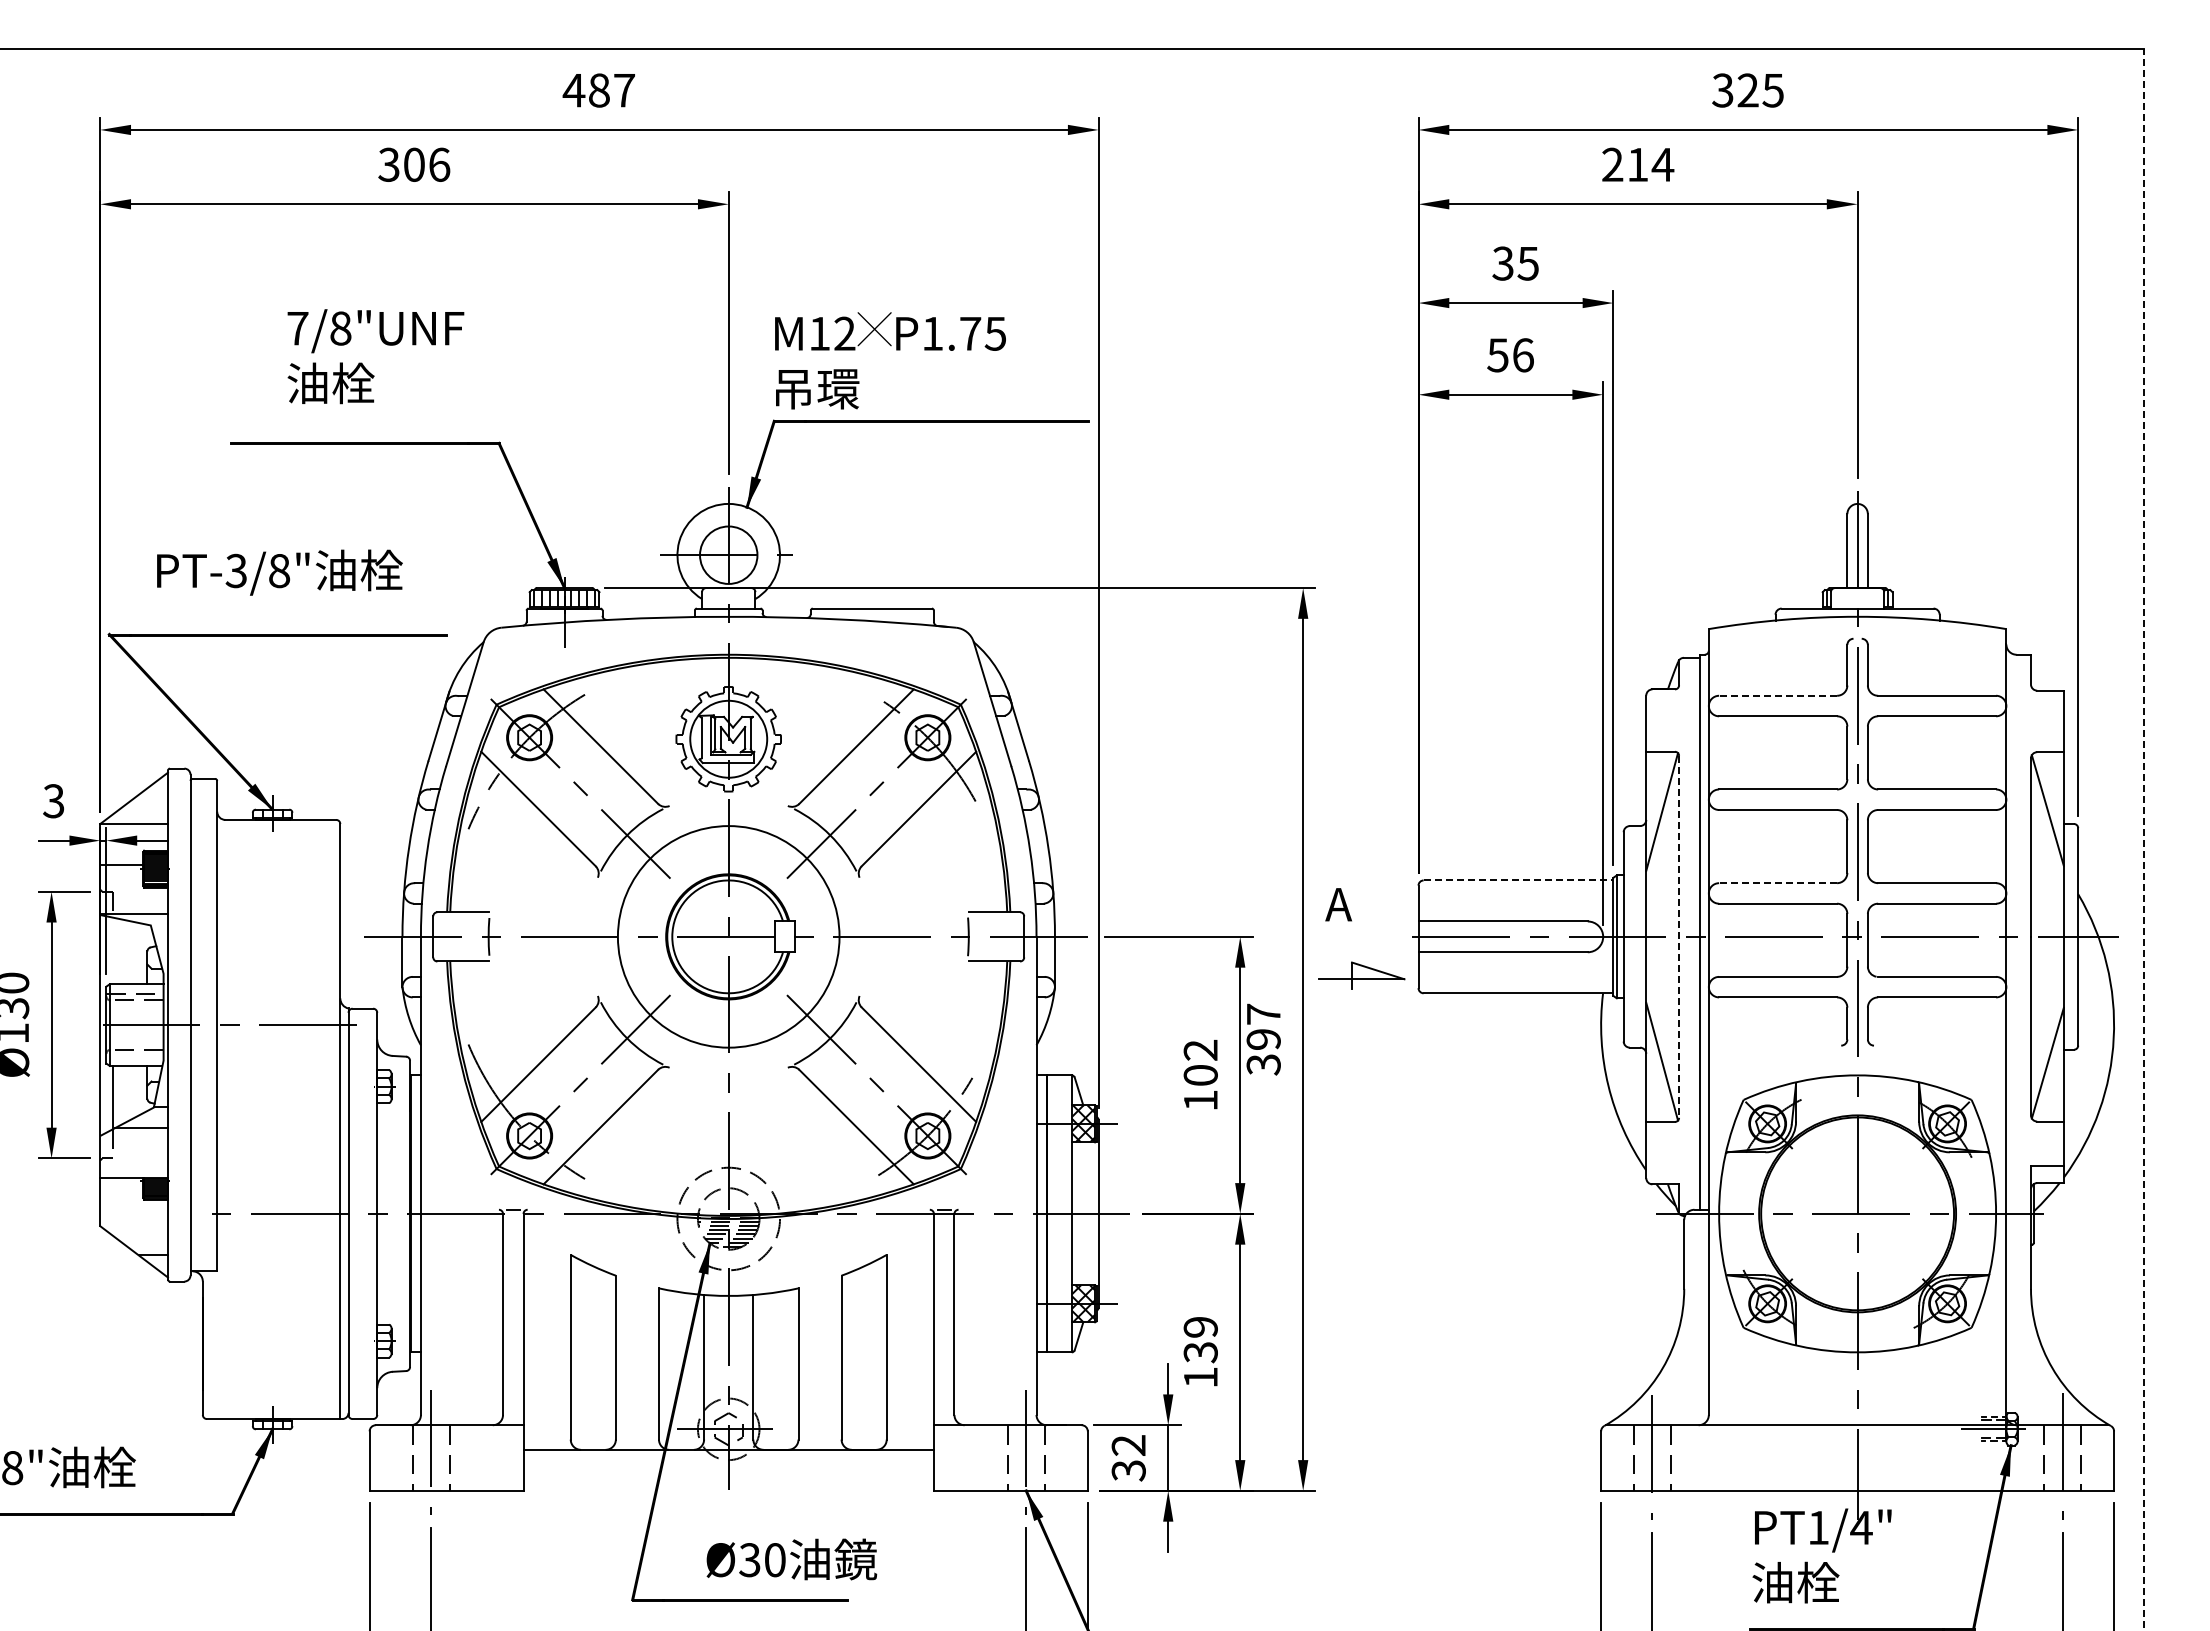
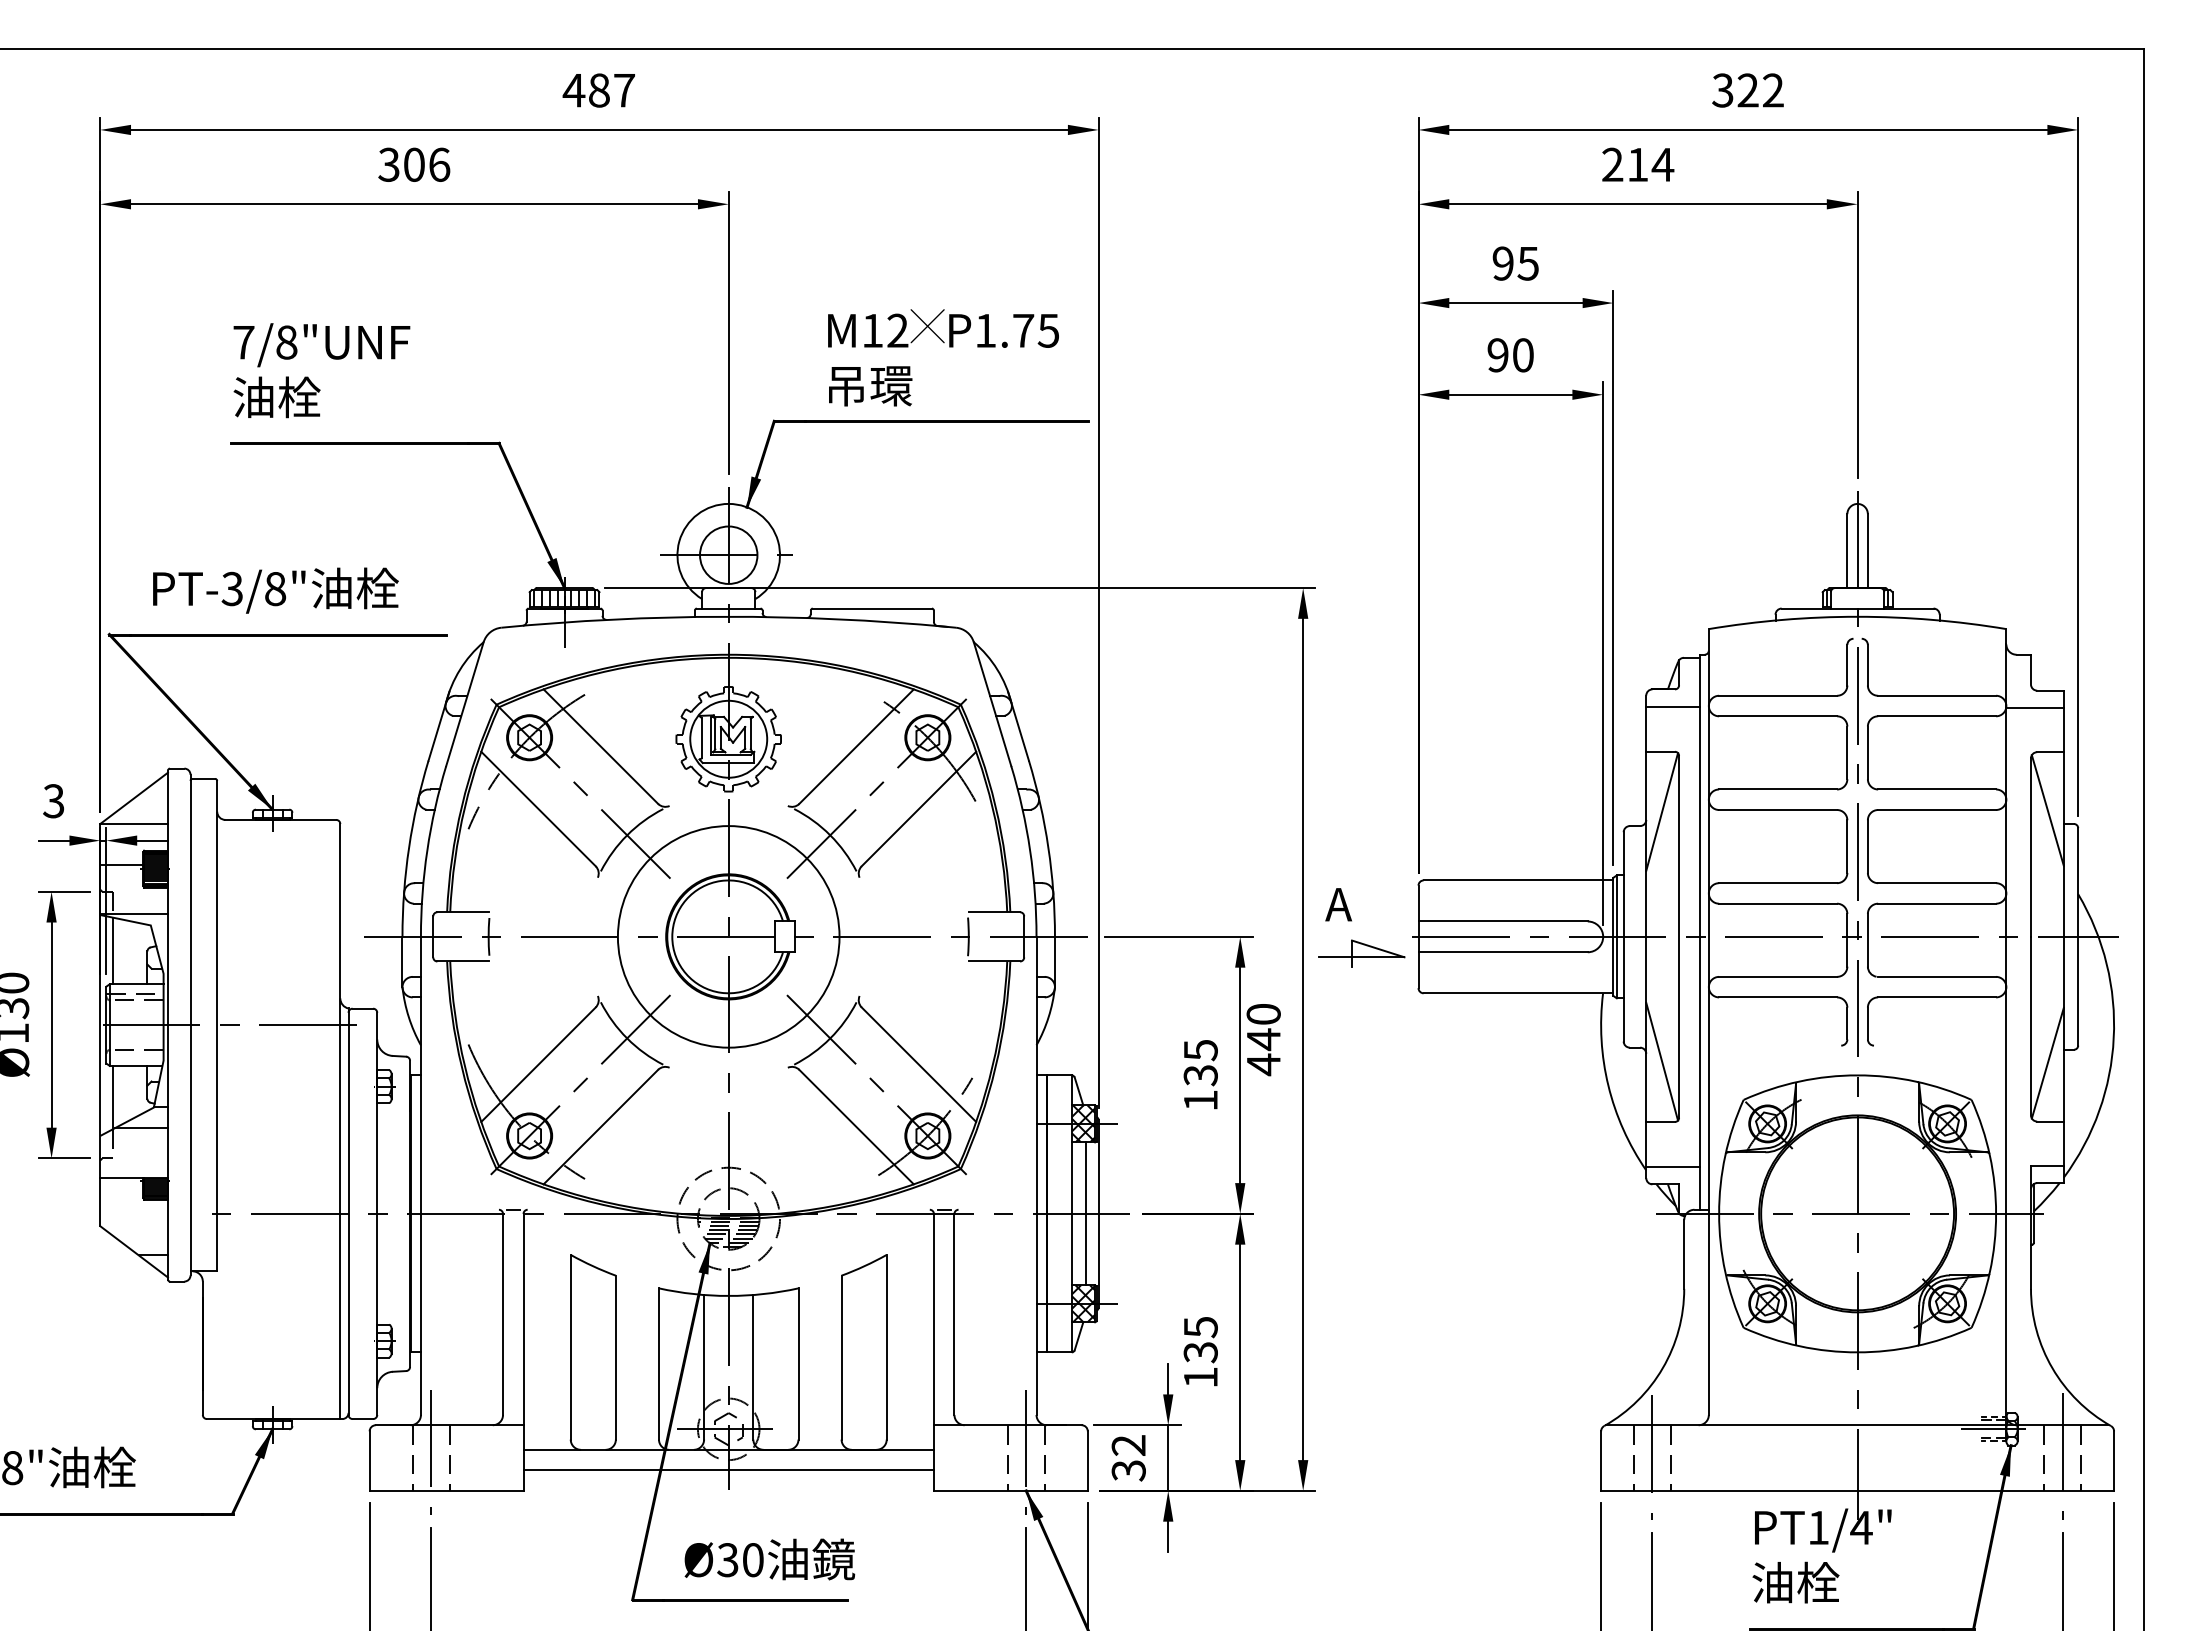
text: 325 -> 322 (1772, 90)
text: 35 -> 95 (1502, 263)
text: 56 -> 90 (1510, 355)
text position: (375, 356) -> (321, 370) (321, 370)
text position: (890, 360) -> (943, 357) (943, 357)
text position: (279, 572) -> (275, 590) (275, 590)
line: dashed -> solid (1778, 695)
line: none -> present (1672, 707)
line: none -> present (2034, 708)
line: dashed -> solid (2143, 839)
line: dashed -> solid (1518, 880)
line: dashed -> solid (1778, 883)
line: dashed -> solid (1679, 936)
line: none -> present (112, 950)
part position: (1361, 975) -> (1361, 953) (1361, 953)
text: 397 -> 440 (1263, 1039)
text: 102 -> 135 (1200, 1062)
line: none -> present (1672, 1166)
line: none -> present (1086, 1213)
text: 139 -> 135 (1200, 1327)
line: none -> present (728, 1470)
text position: (791, 1559) -> (769, 1559) (769, 1559)
